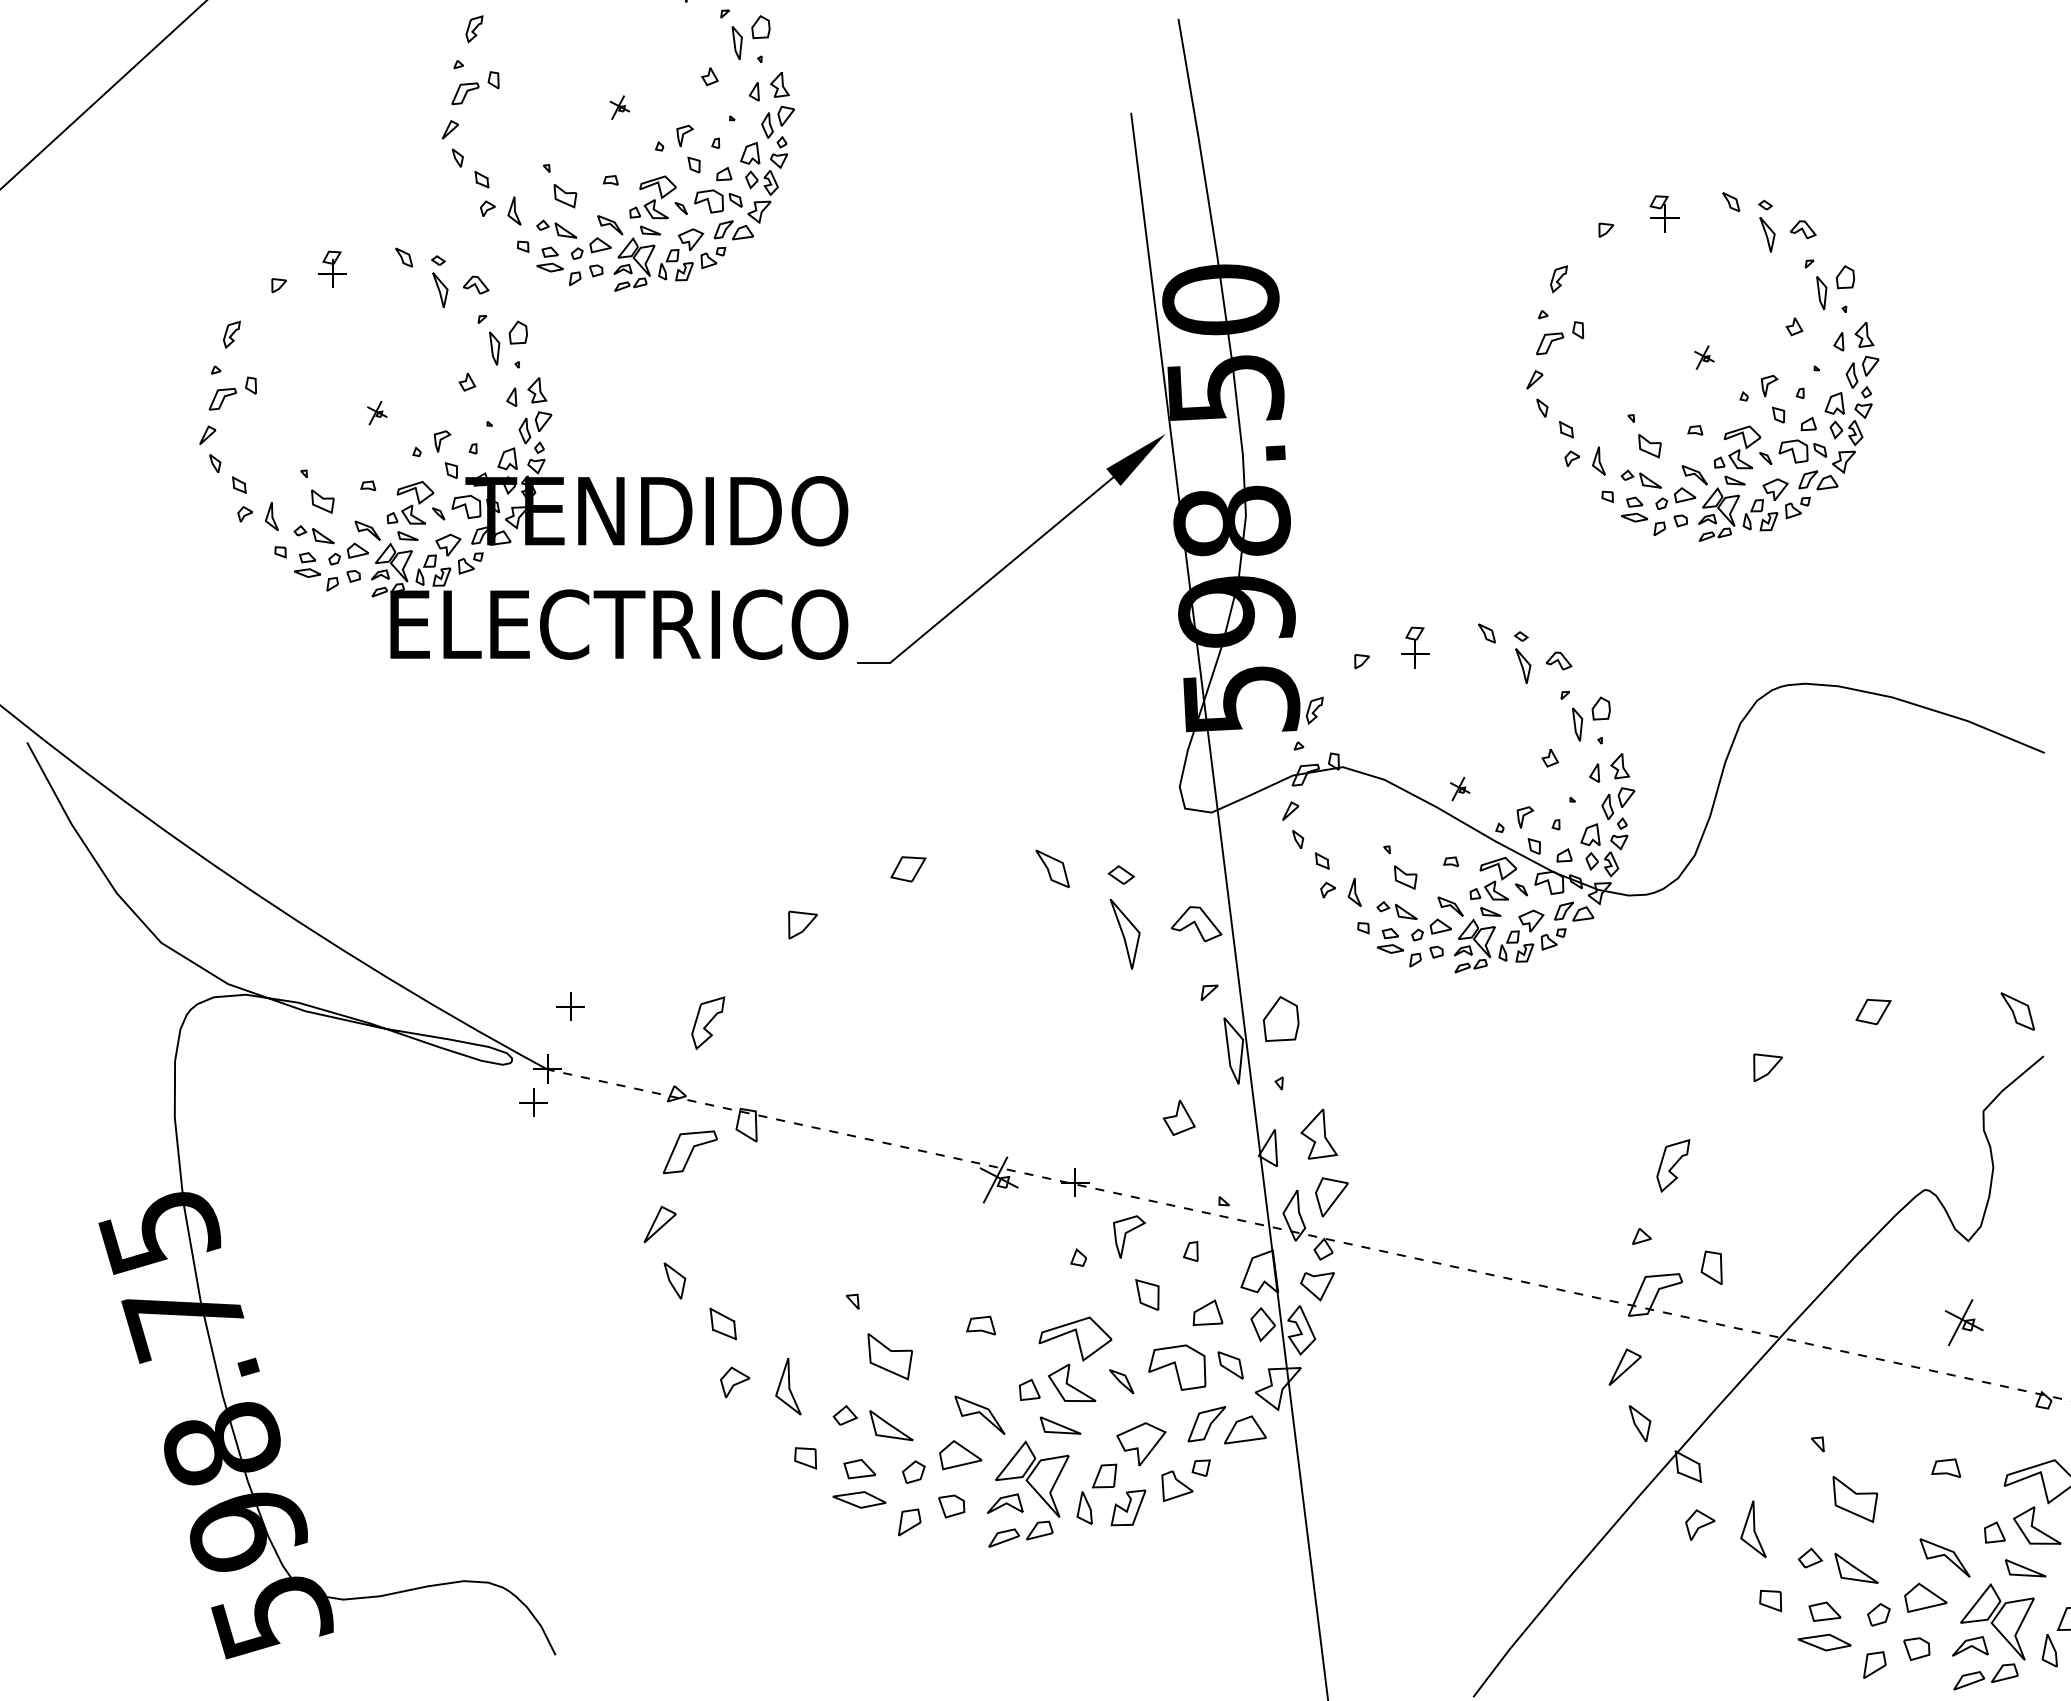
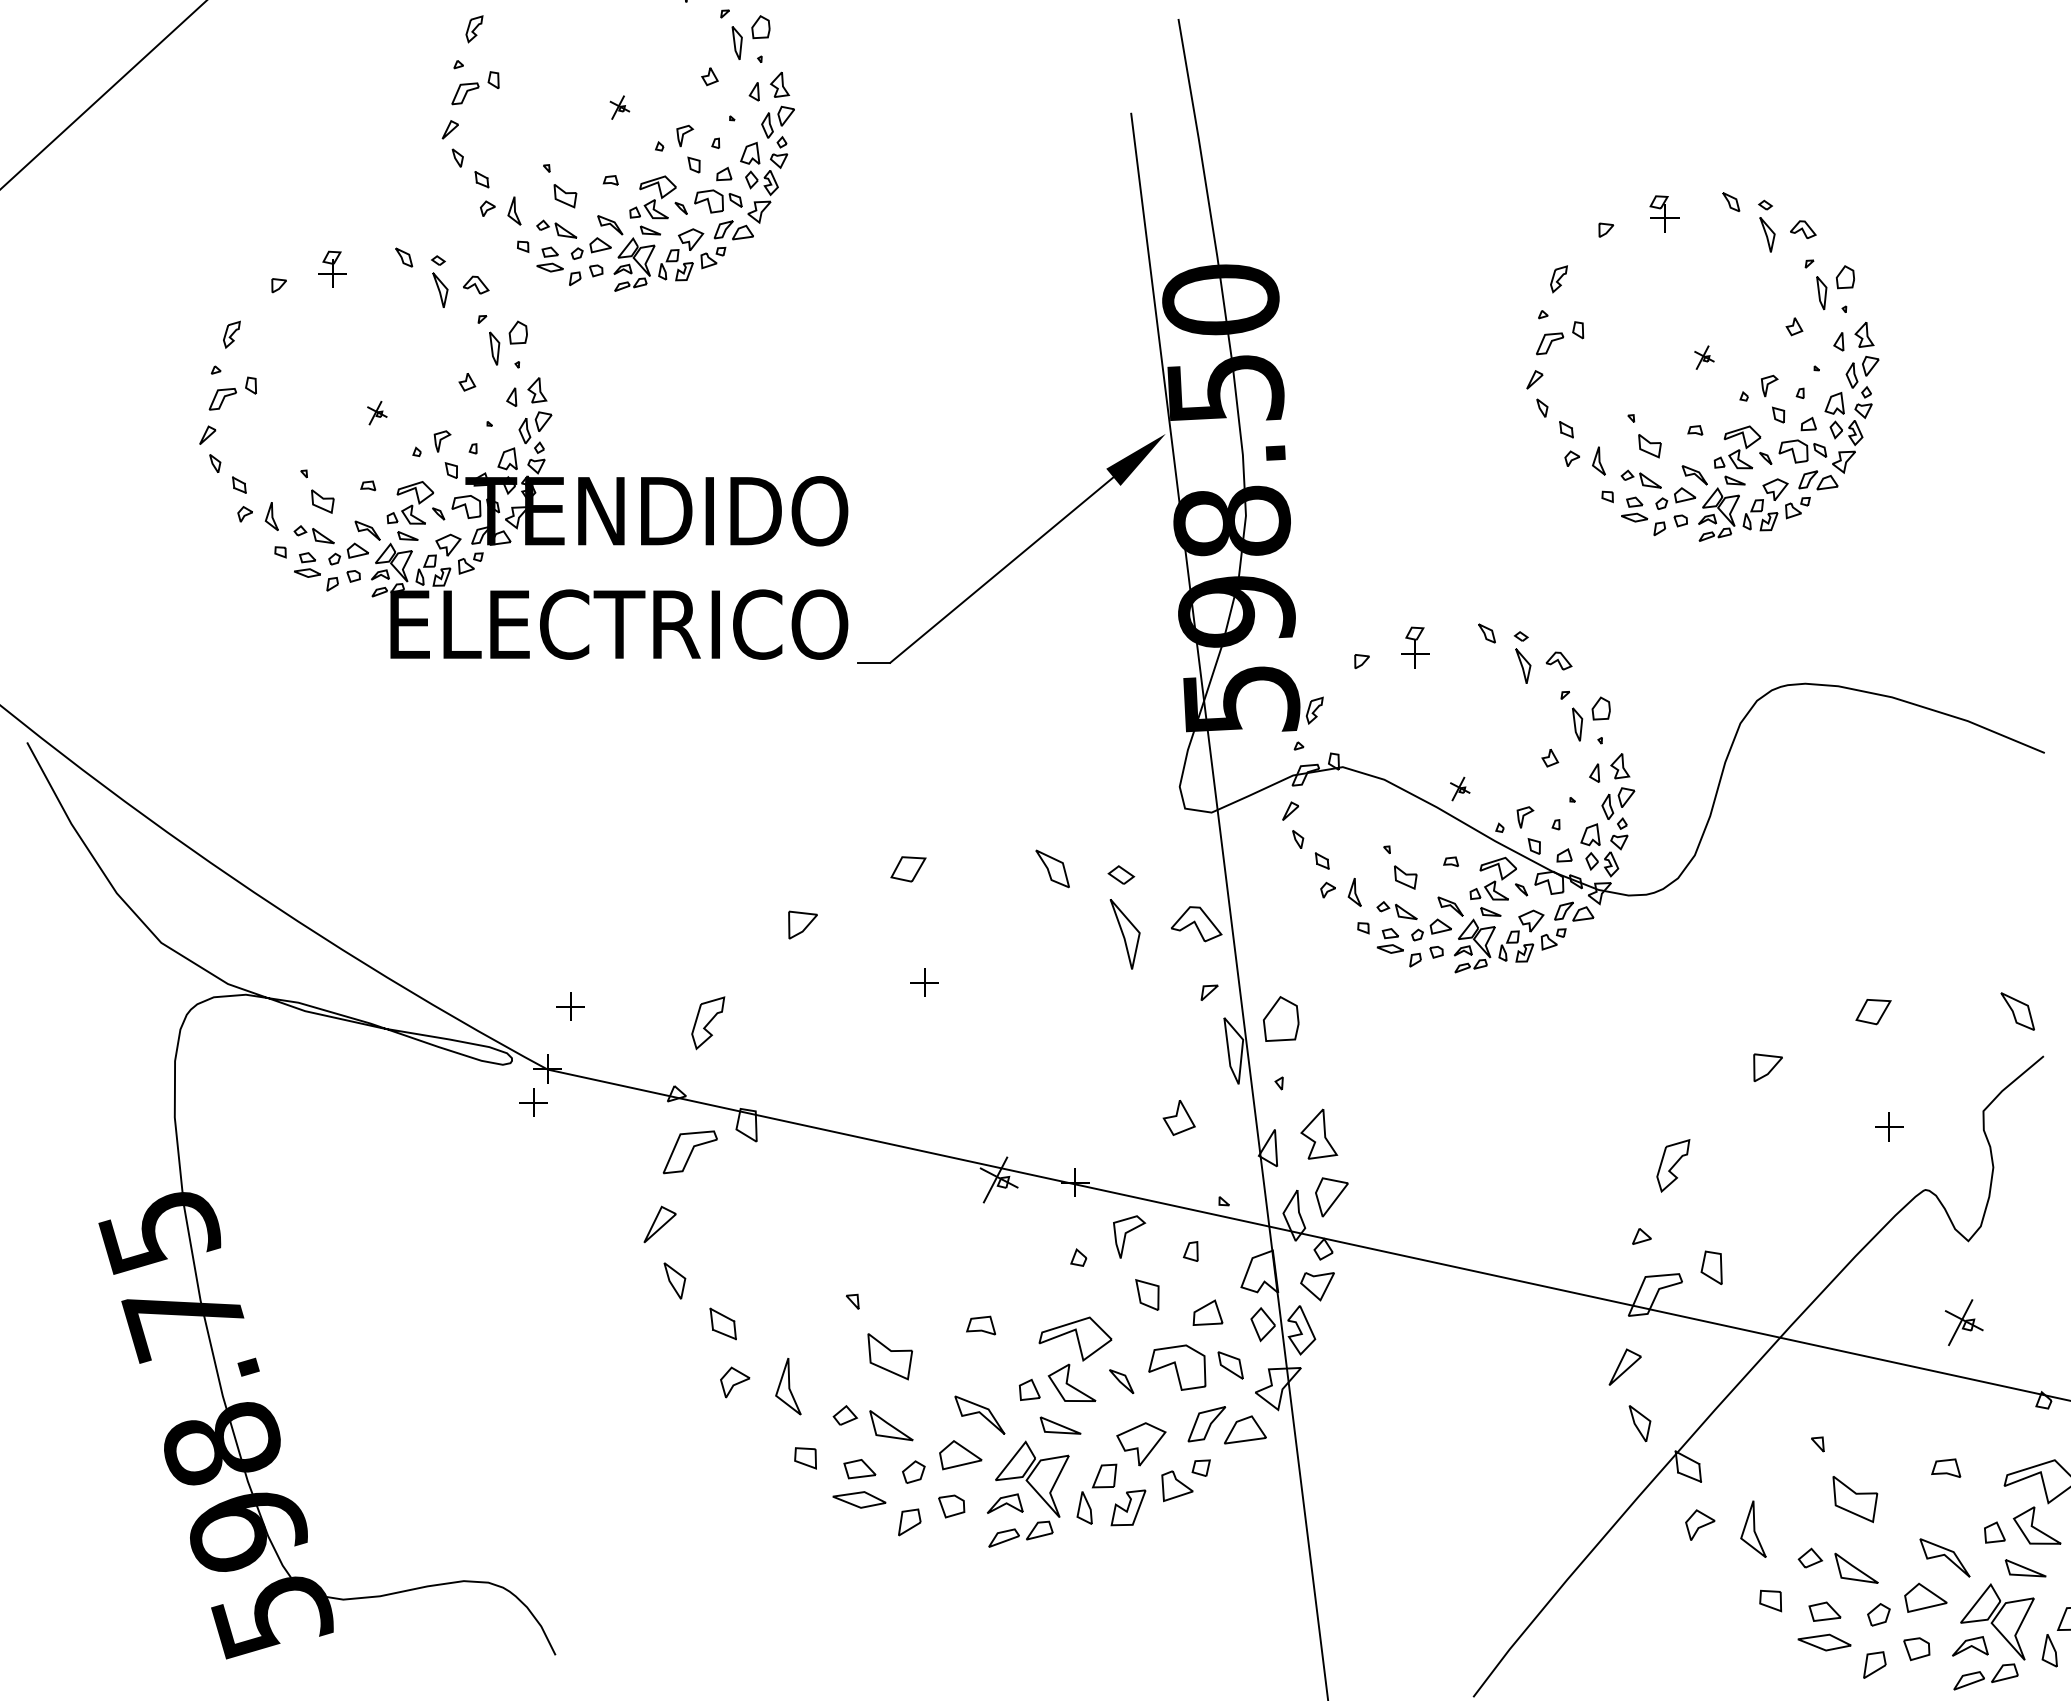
part: none -> present (924, 982)
part: none -> present (1889, 1126)
line: dashed -> solid (1308, 1235)
